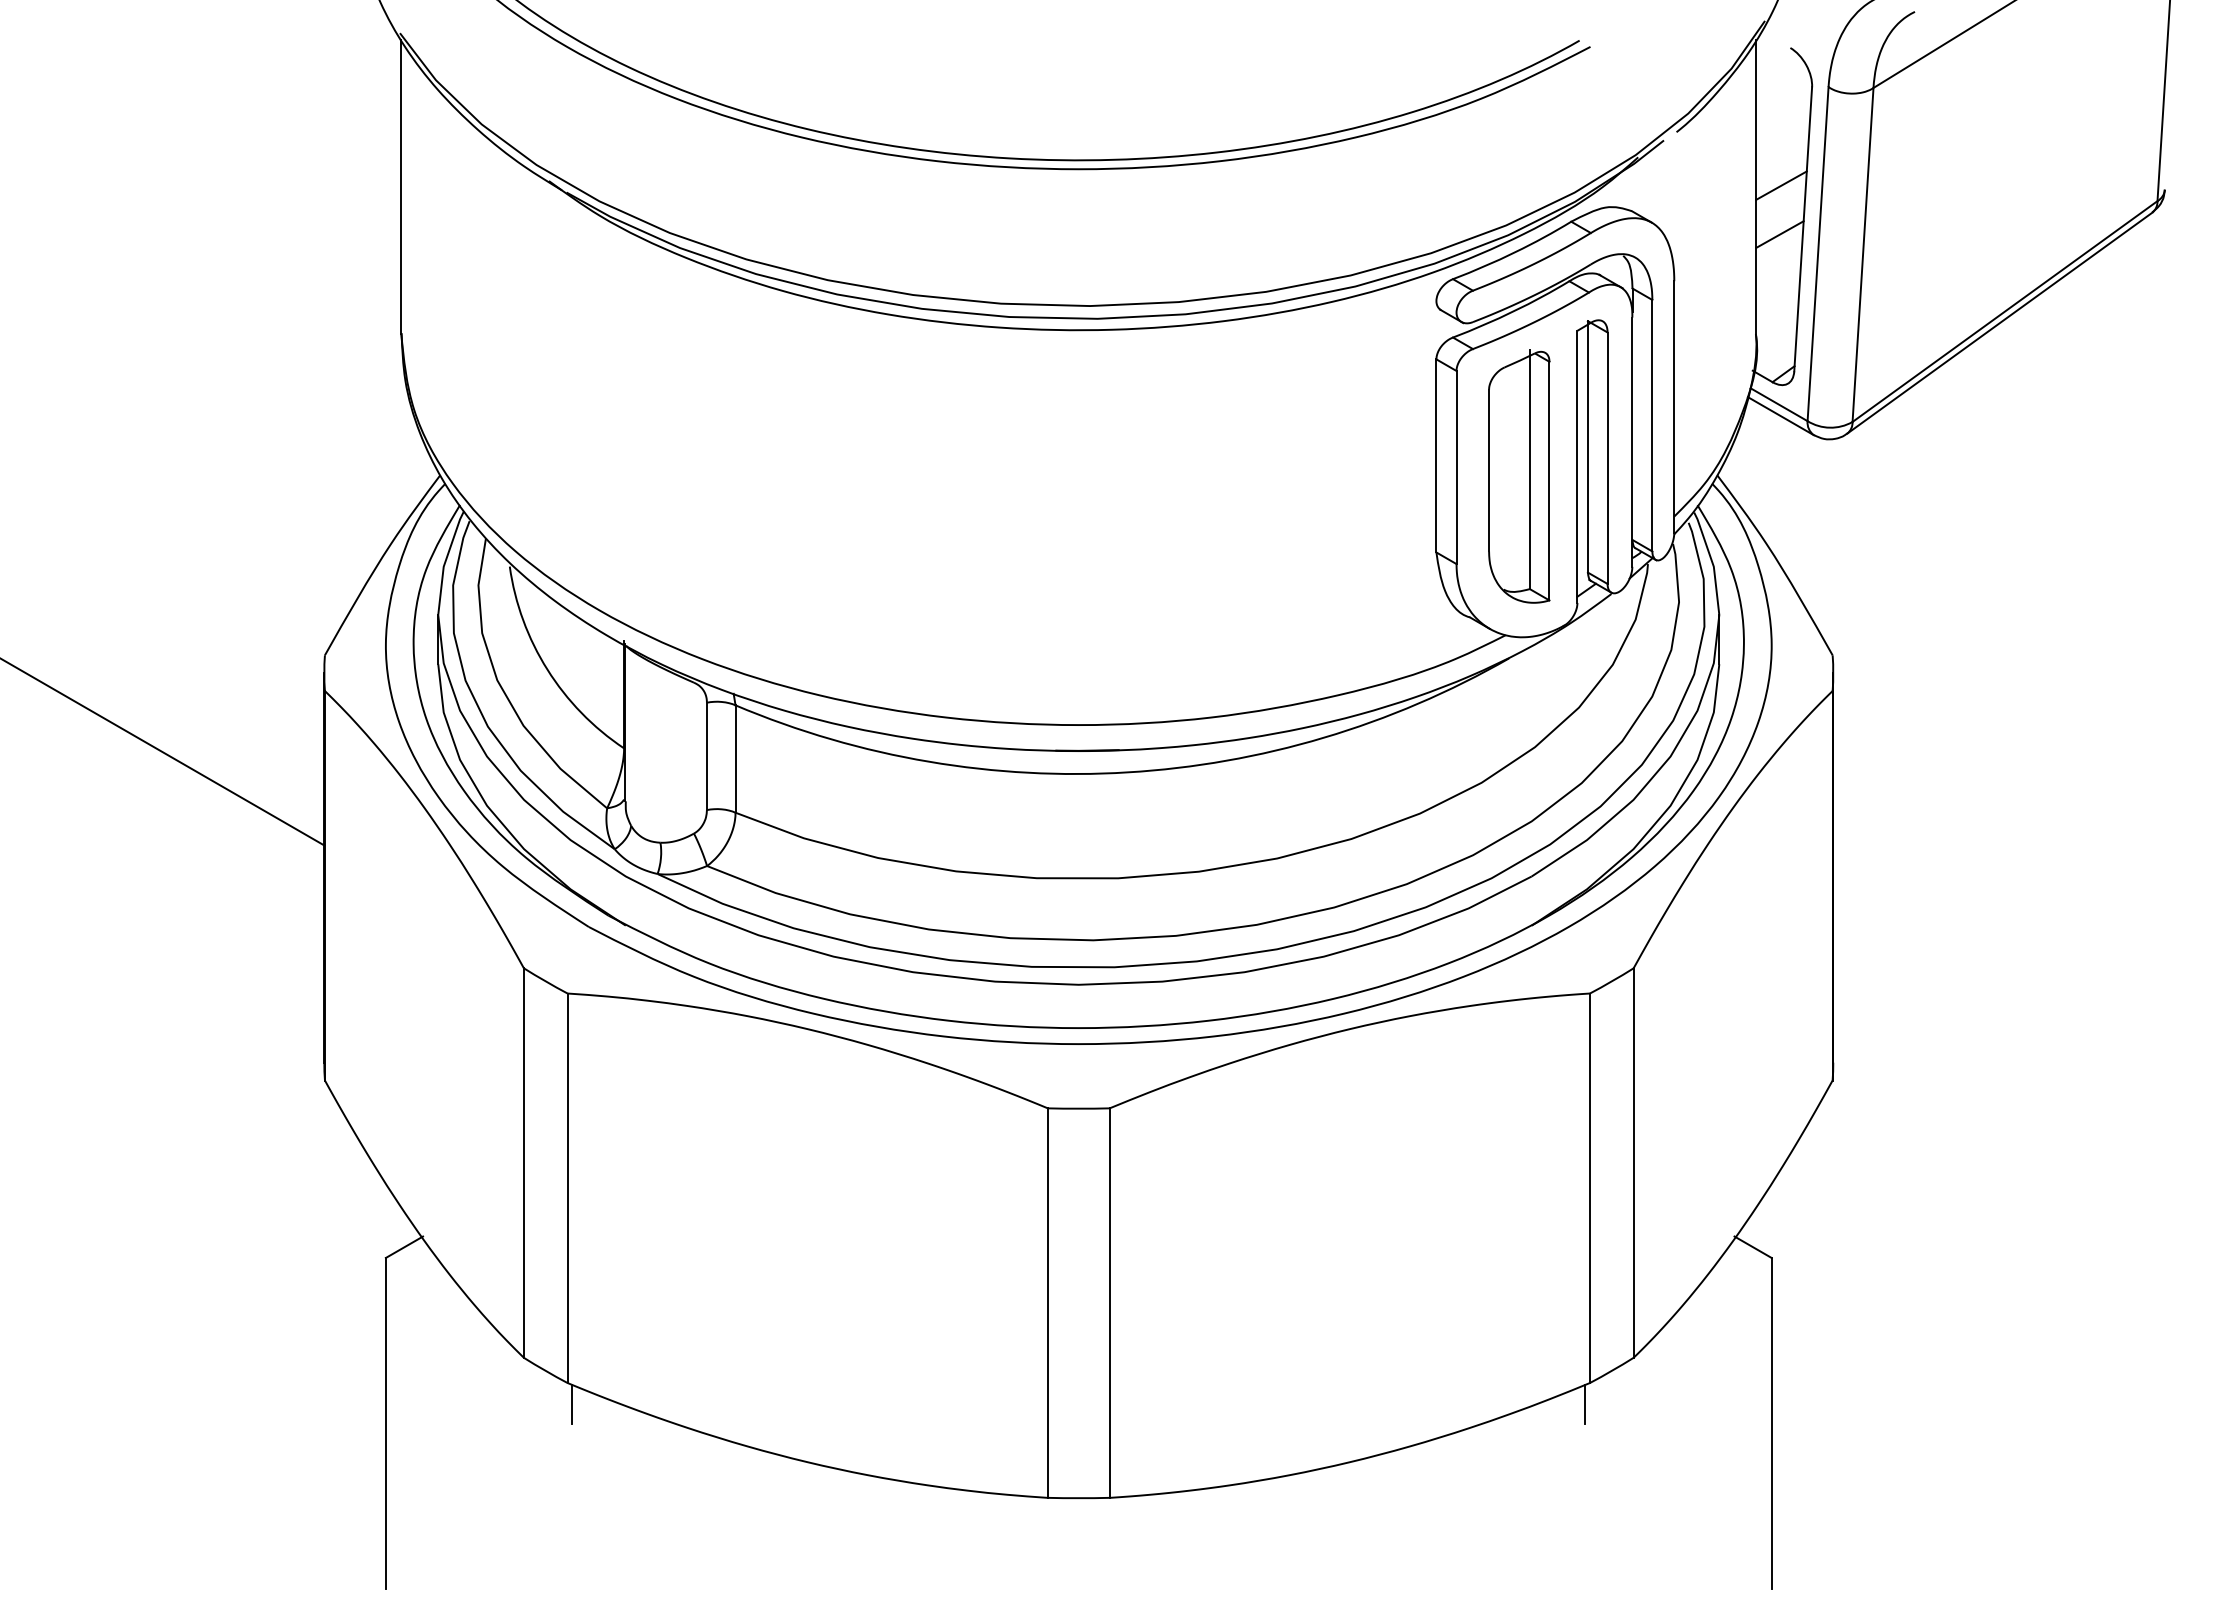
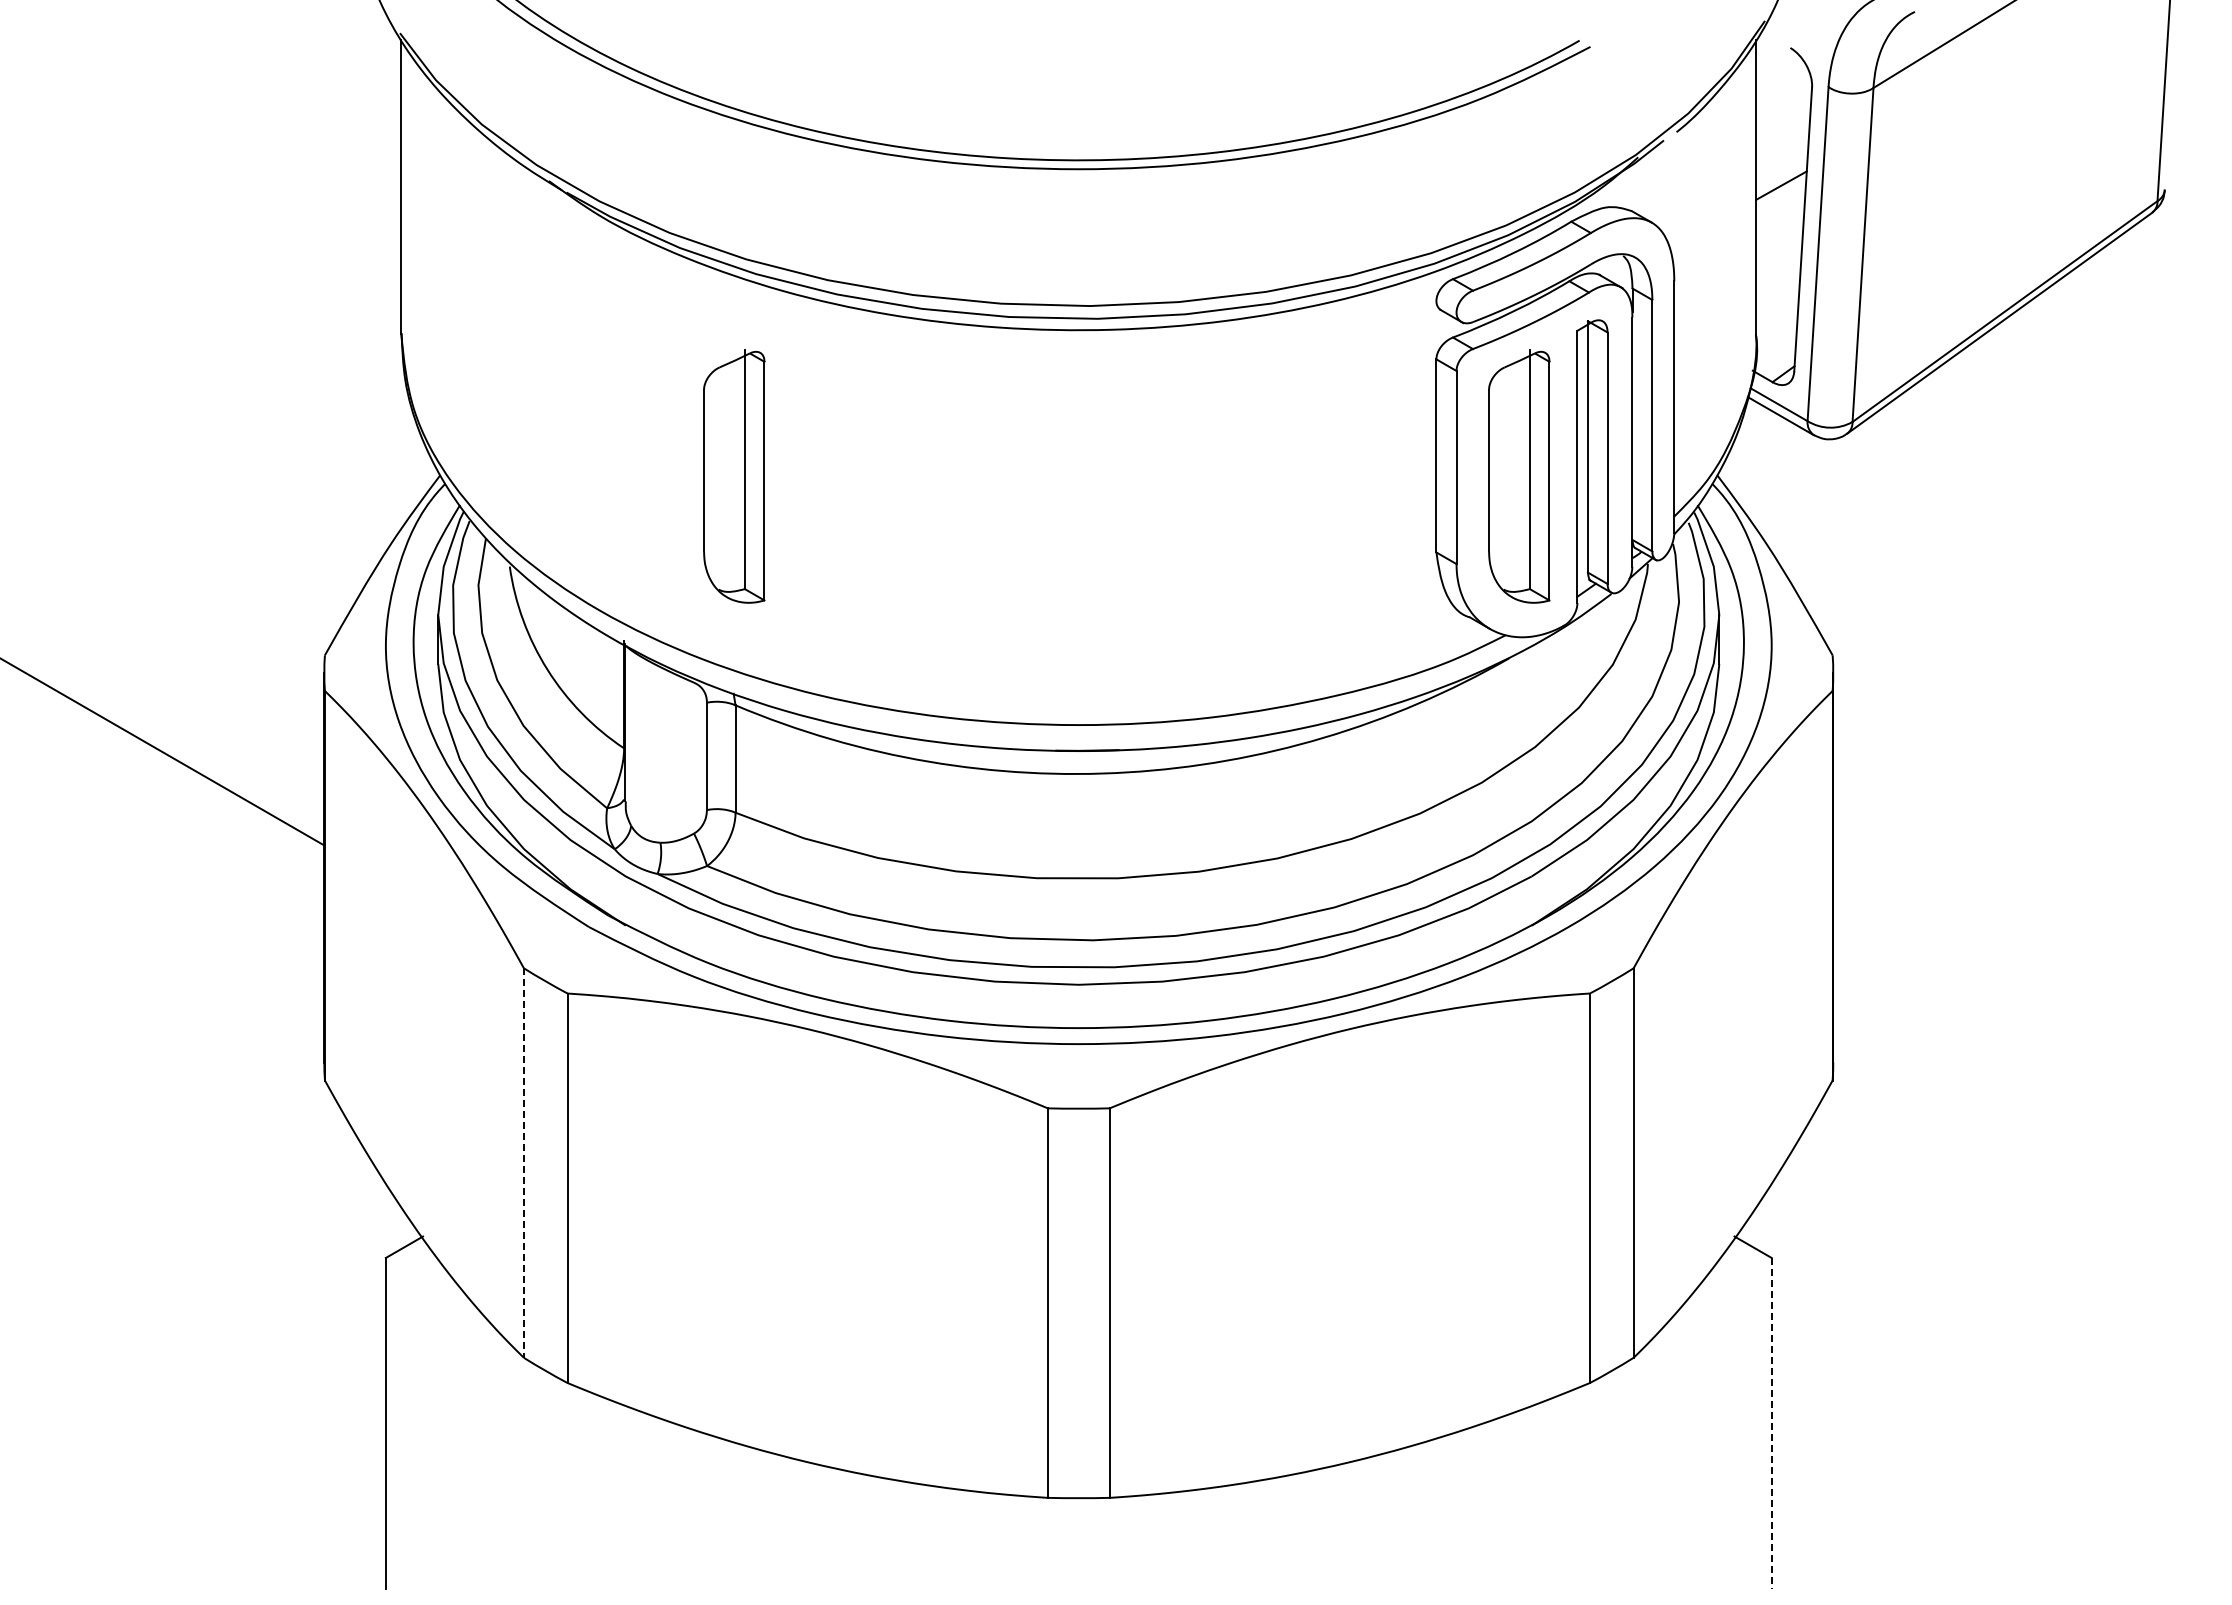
line: present -> none (1779, 234)
part: none -> present (734, 476)
line: solid -> dashed (523, 1163)
line: present -> none (572, 1403)
line: present -> none (1585, 1403)
line: solid -> dashed (1771, 1423)
